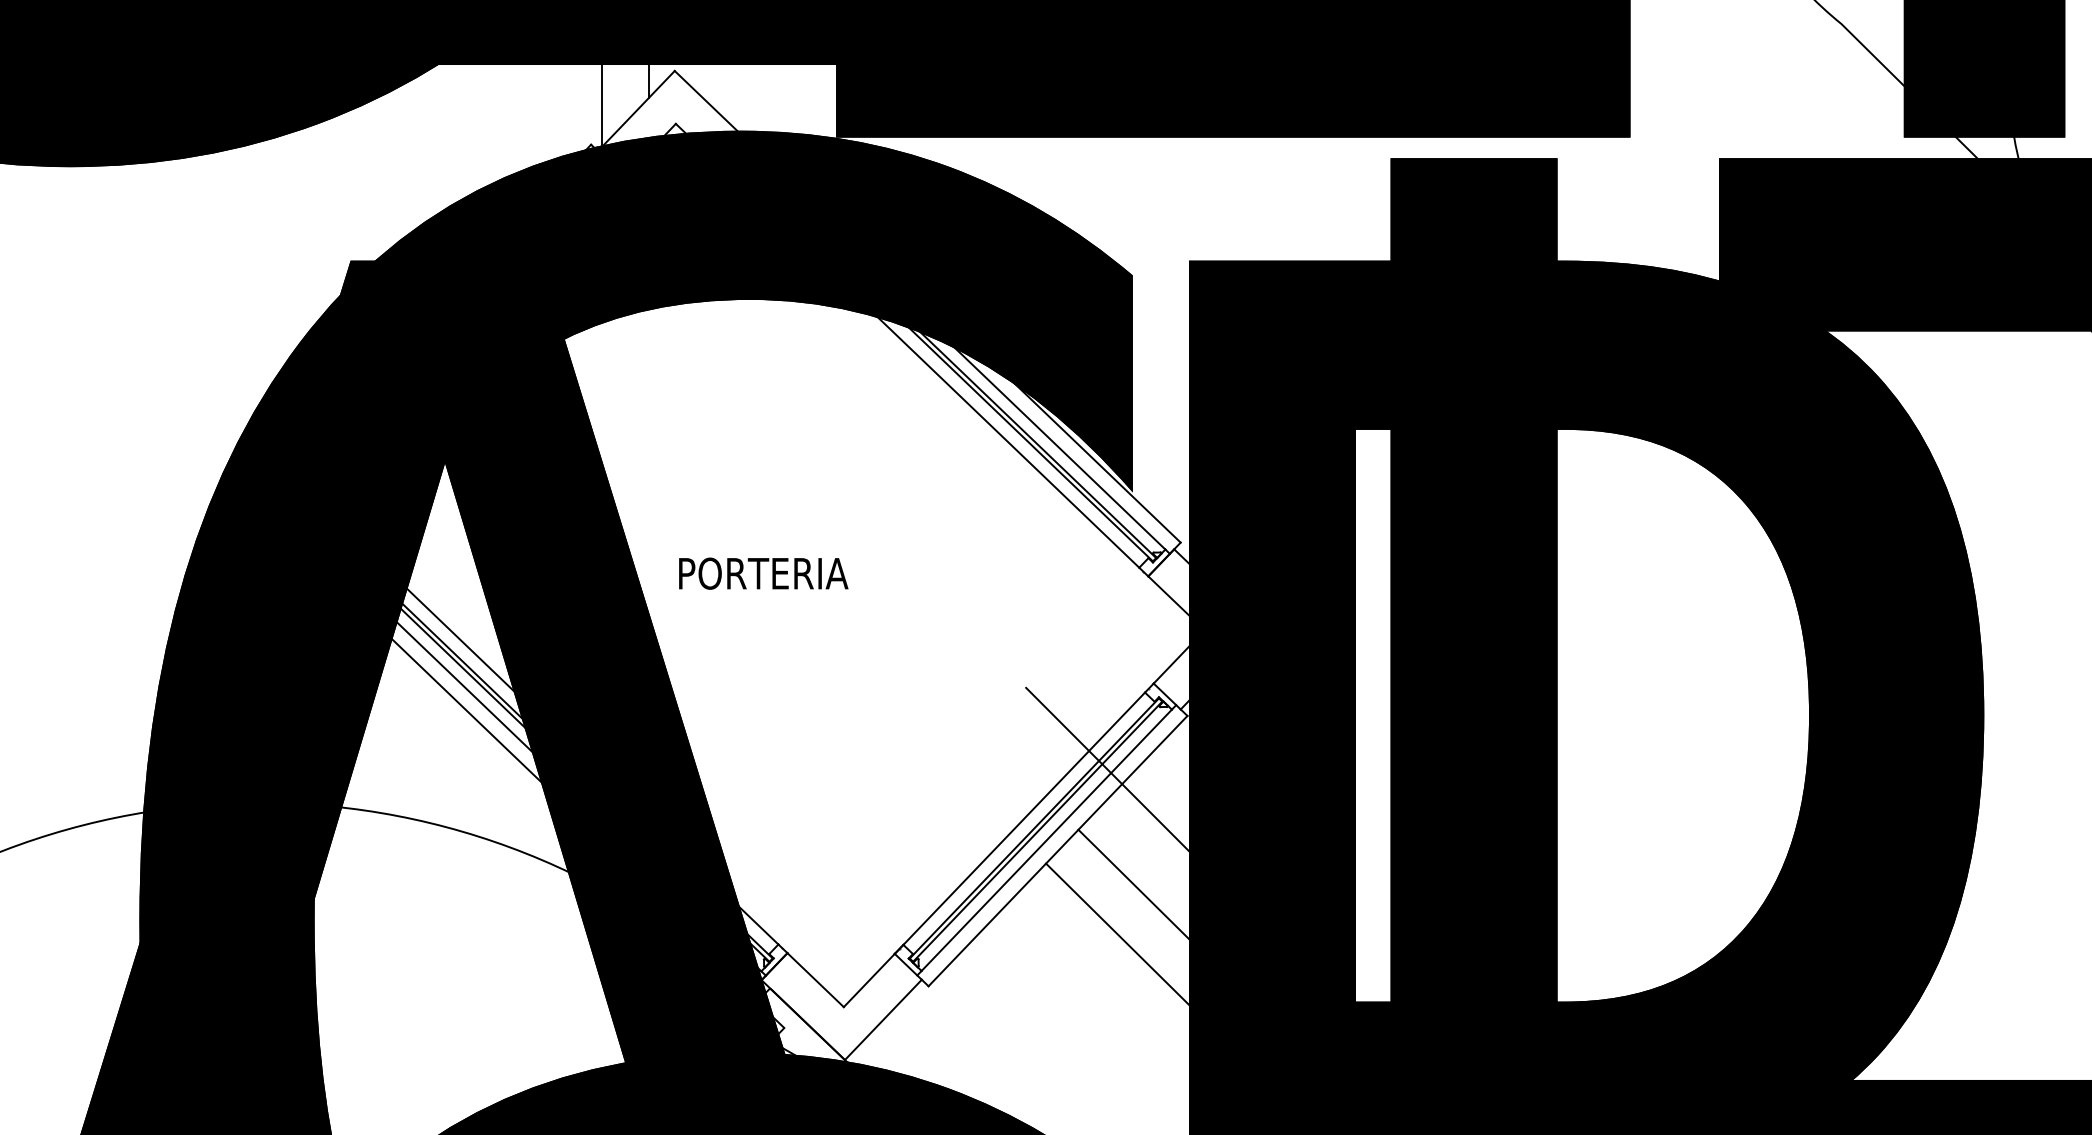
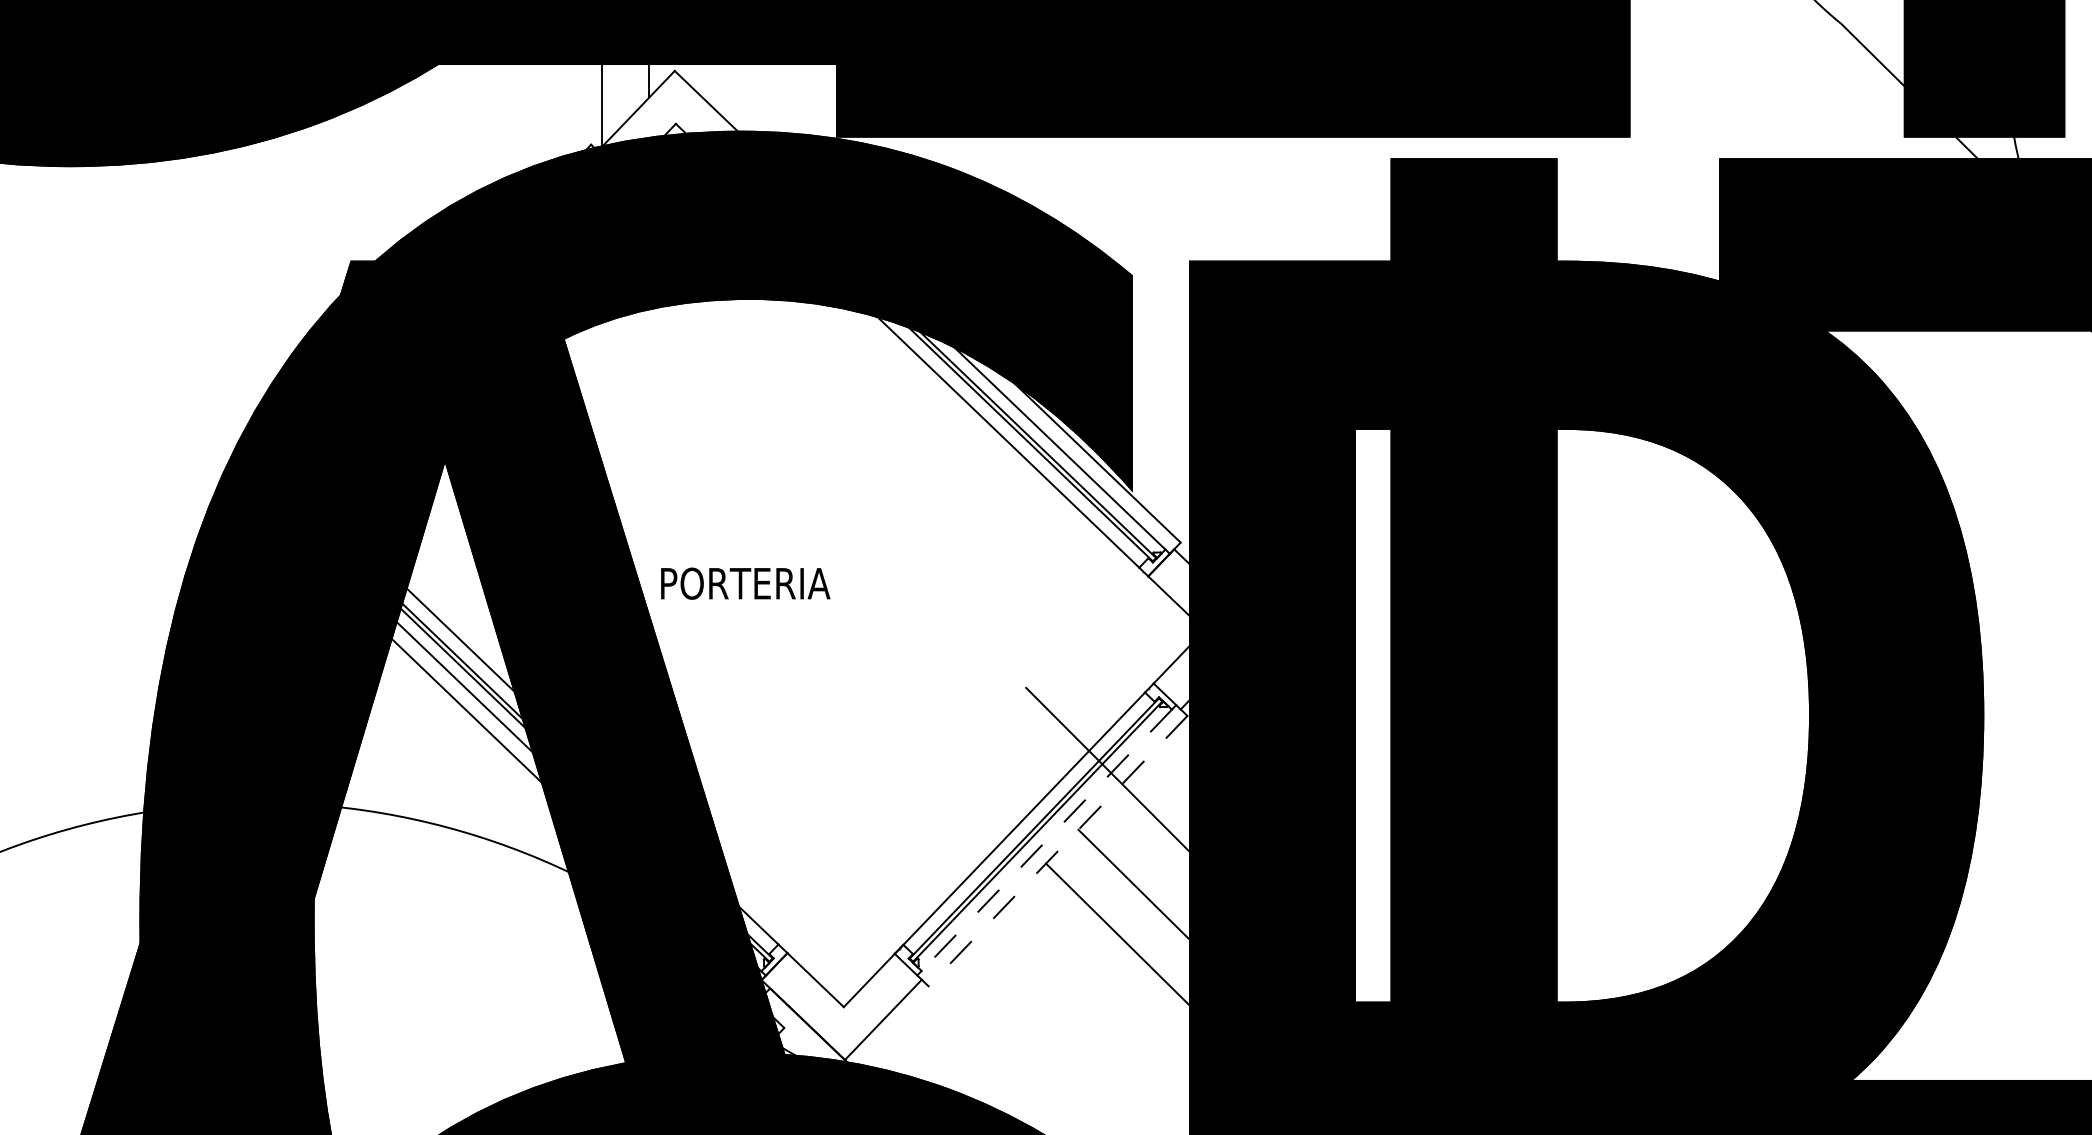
text position: (763, 573) -> (745, 583) (745, 583)
line: solid -> dashed (1046, 840)
line: solid -> dashed (1057, 851)
